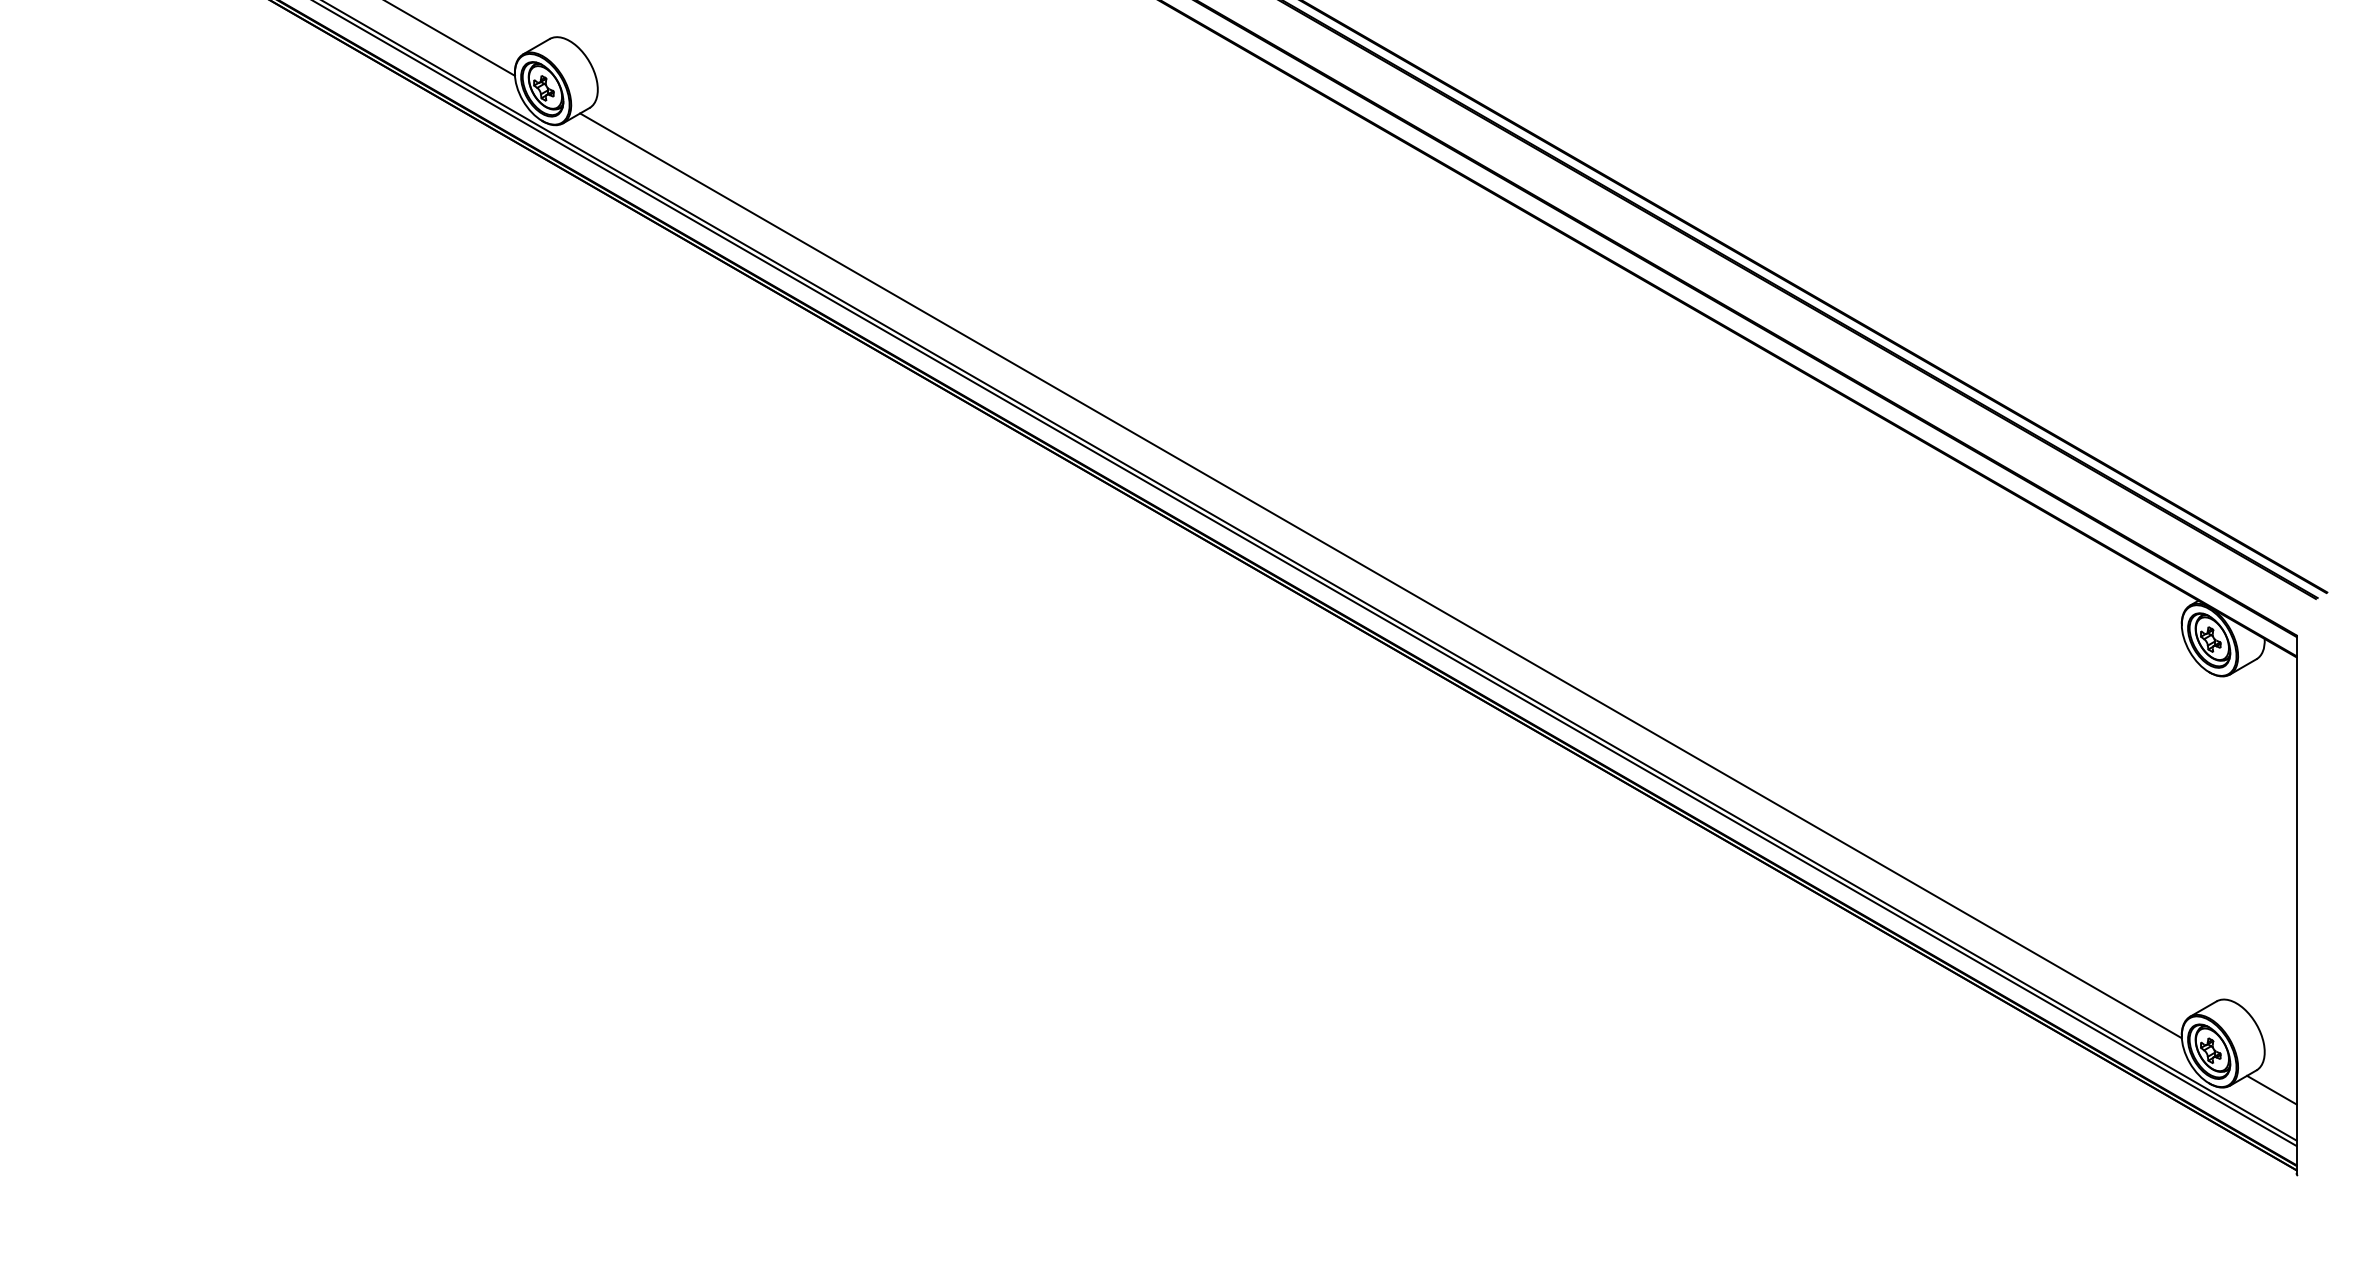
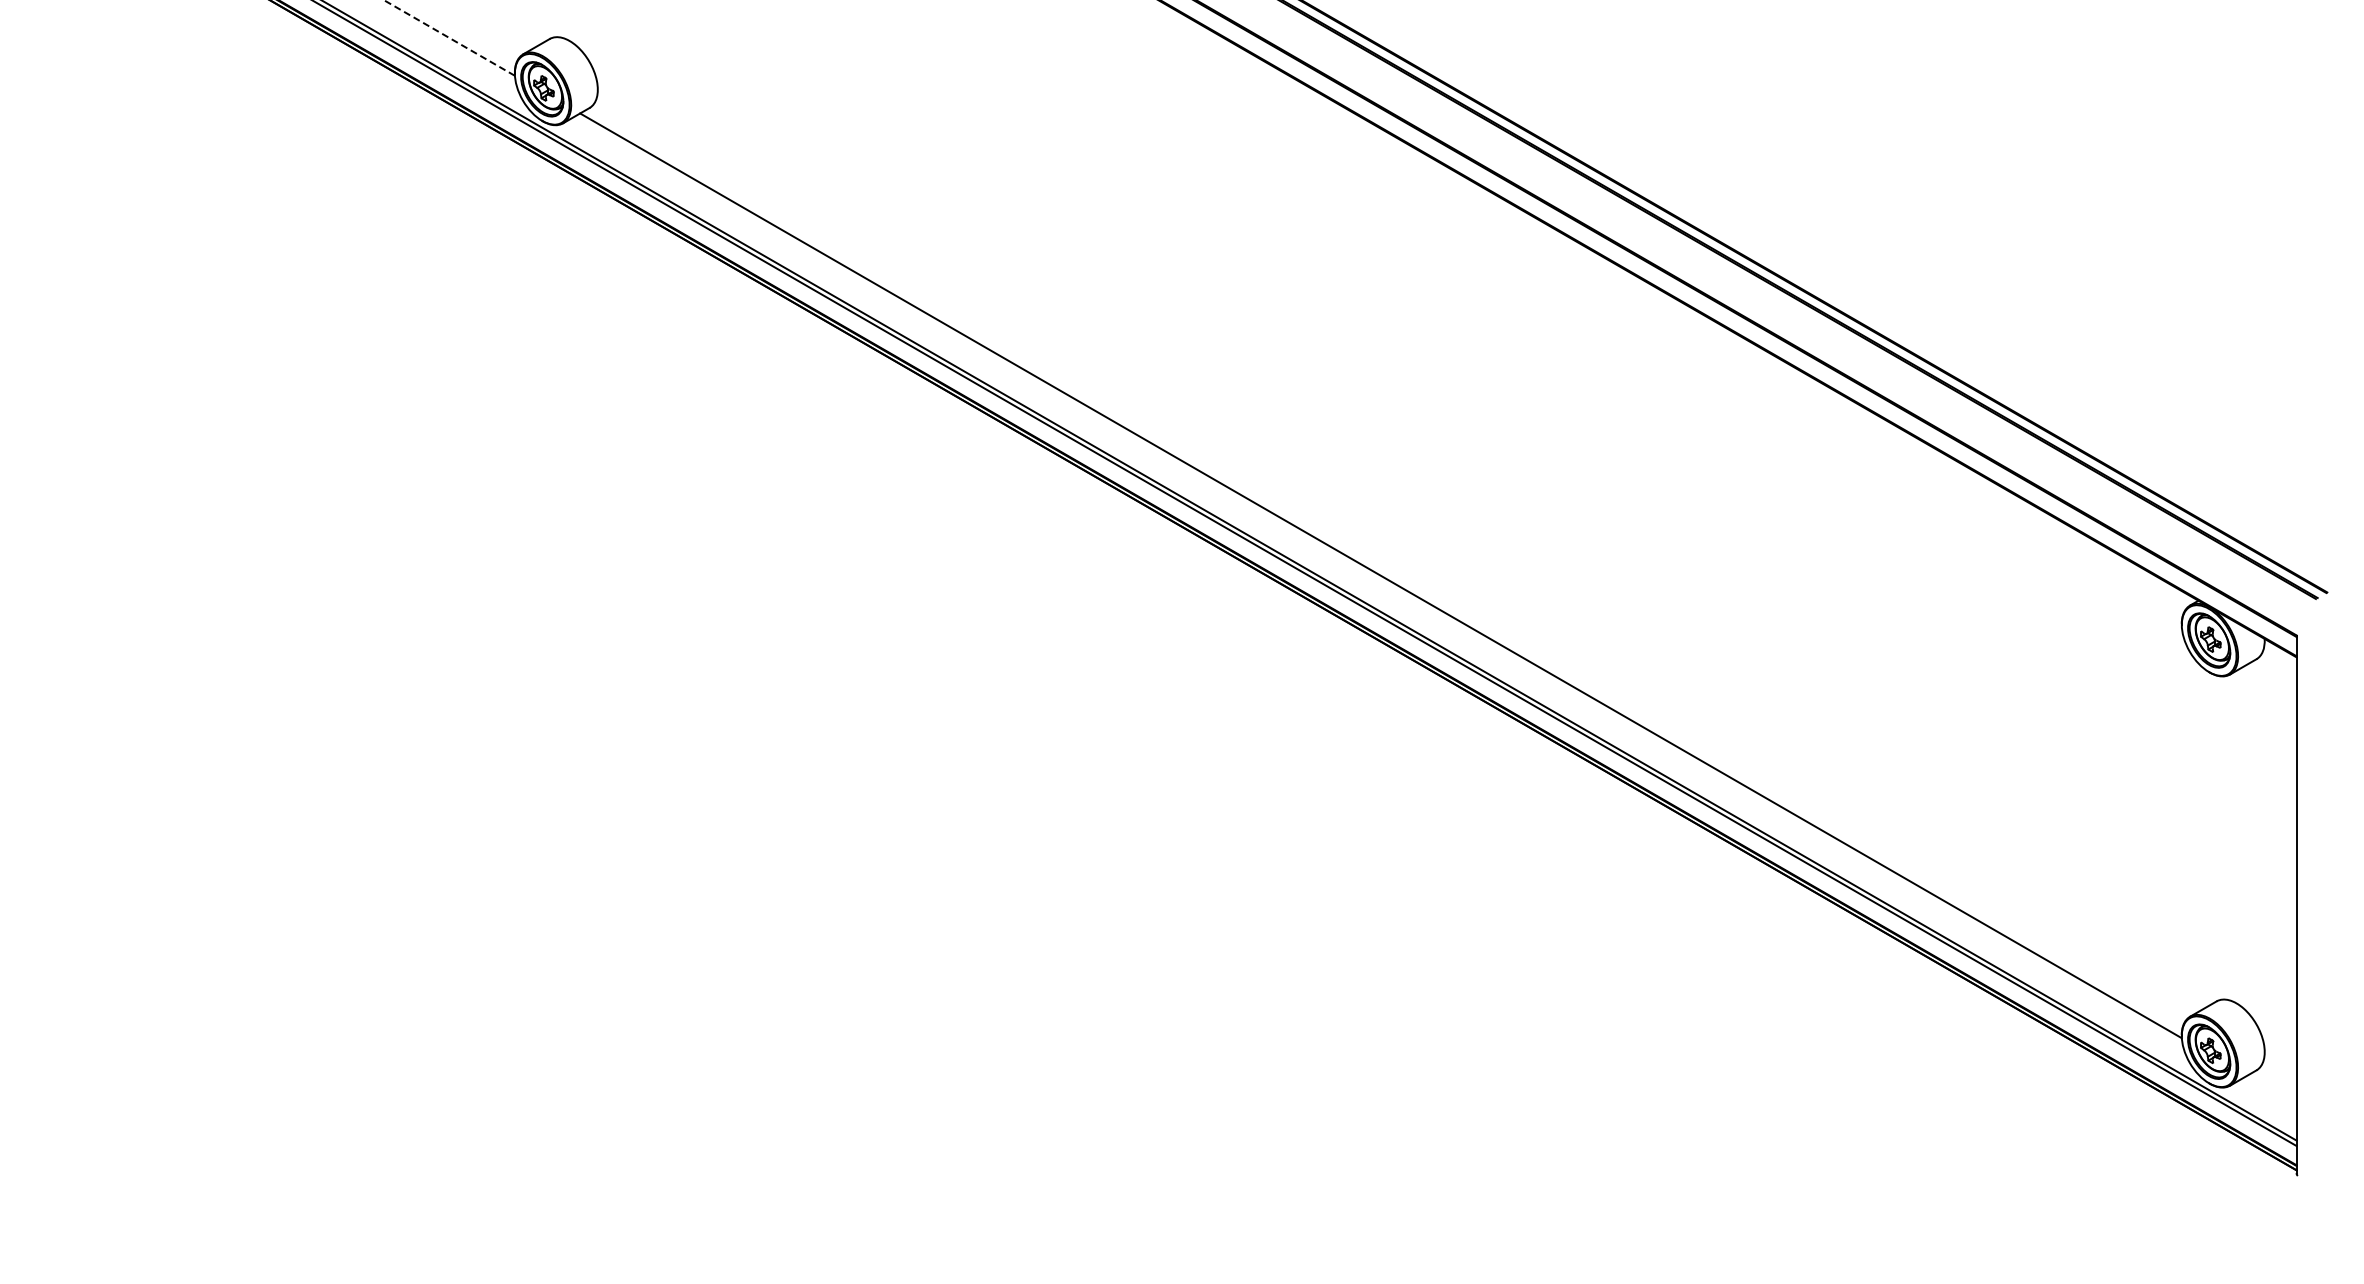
line: solid -> dashed (449, 37)
line: present -> none (2271, 1089)
